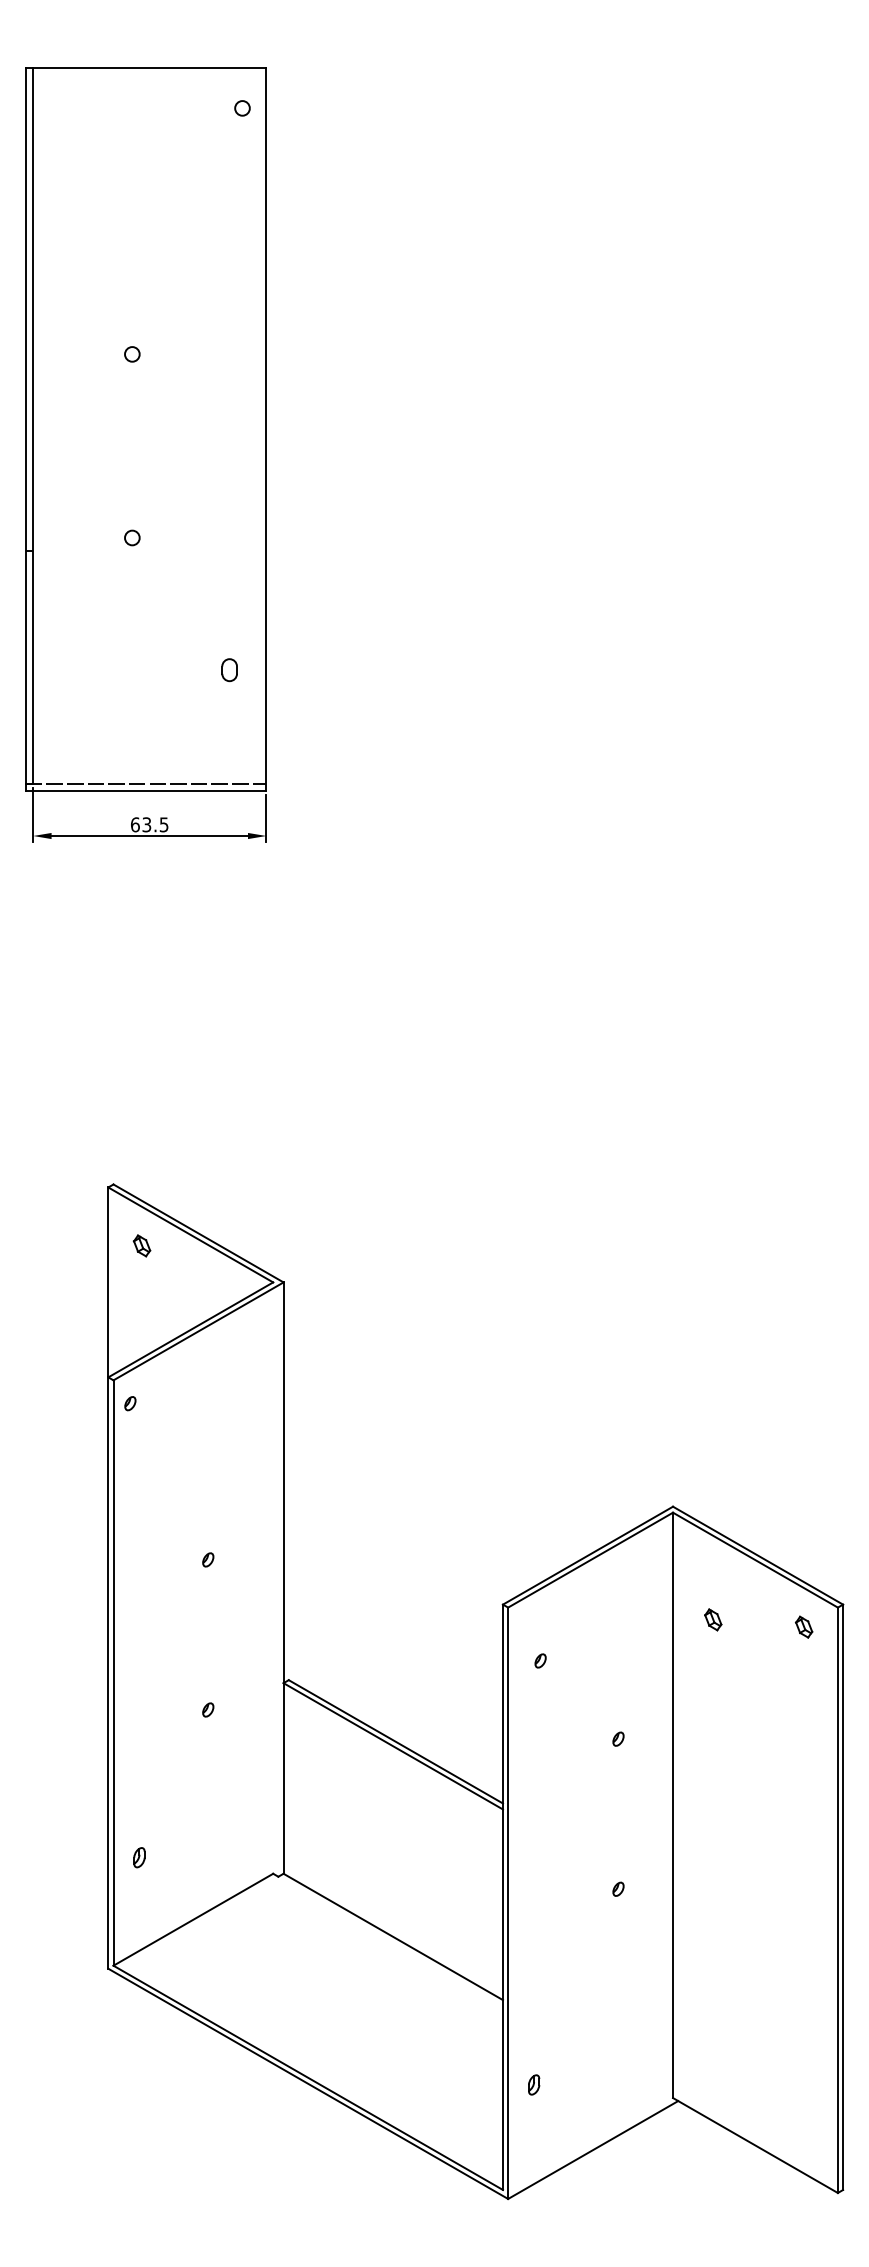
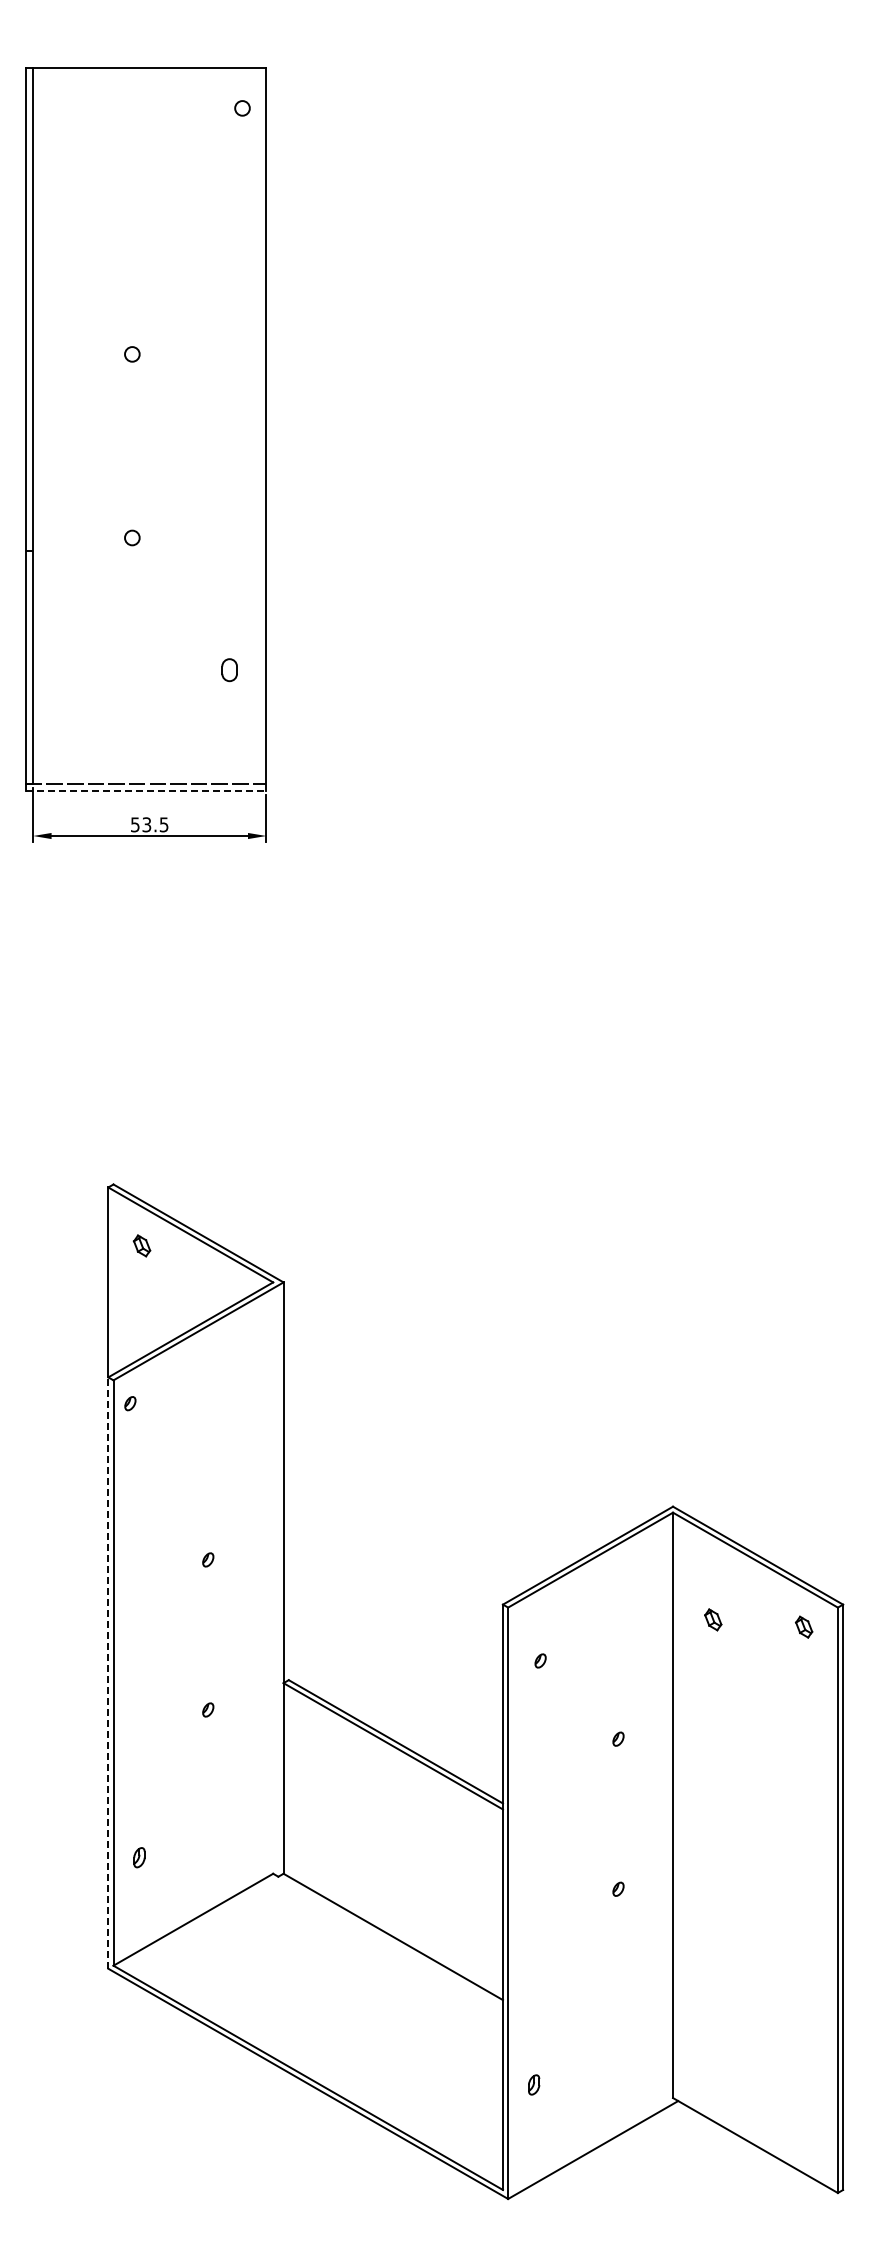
line: solid -> dashed (146, 791)
text: 63.5 -> 53.5 (135, 824)
line: solid -> dashed (108, 1673)
